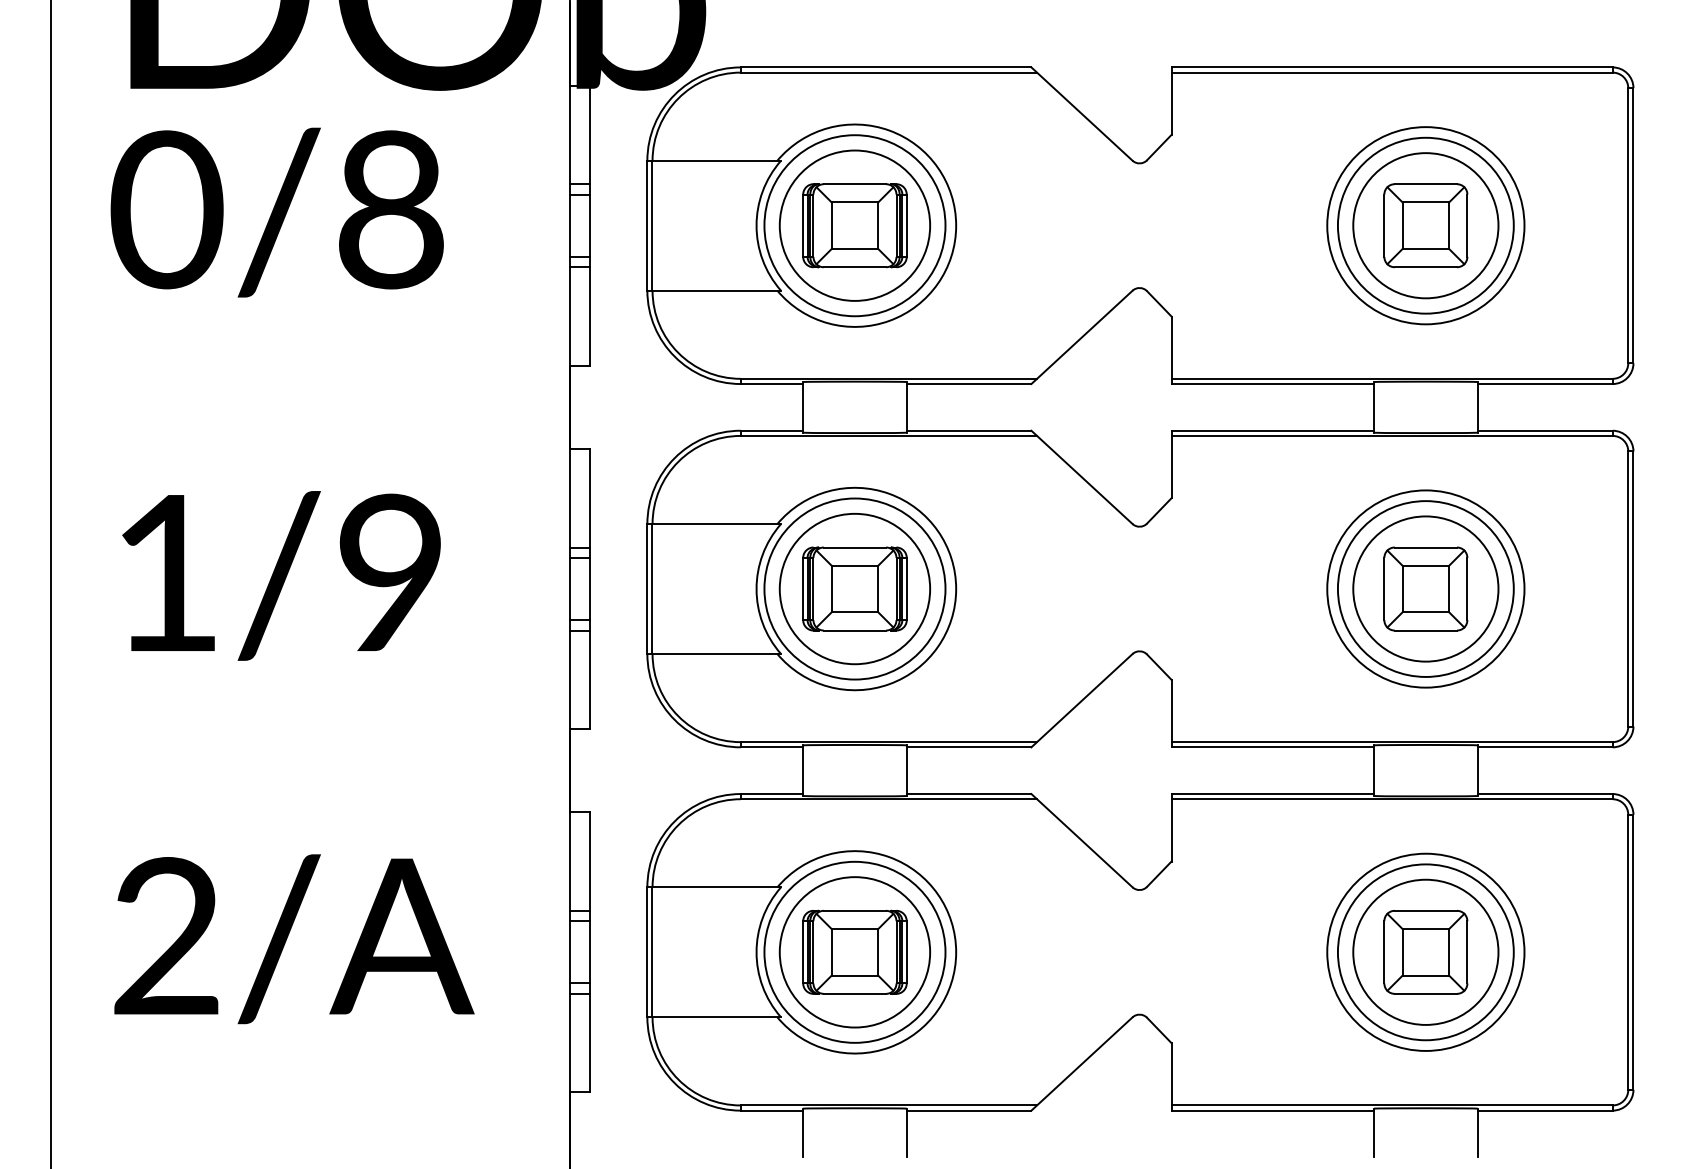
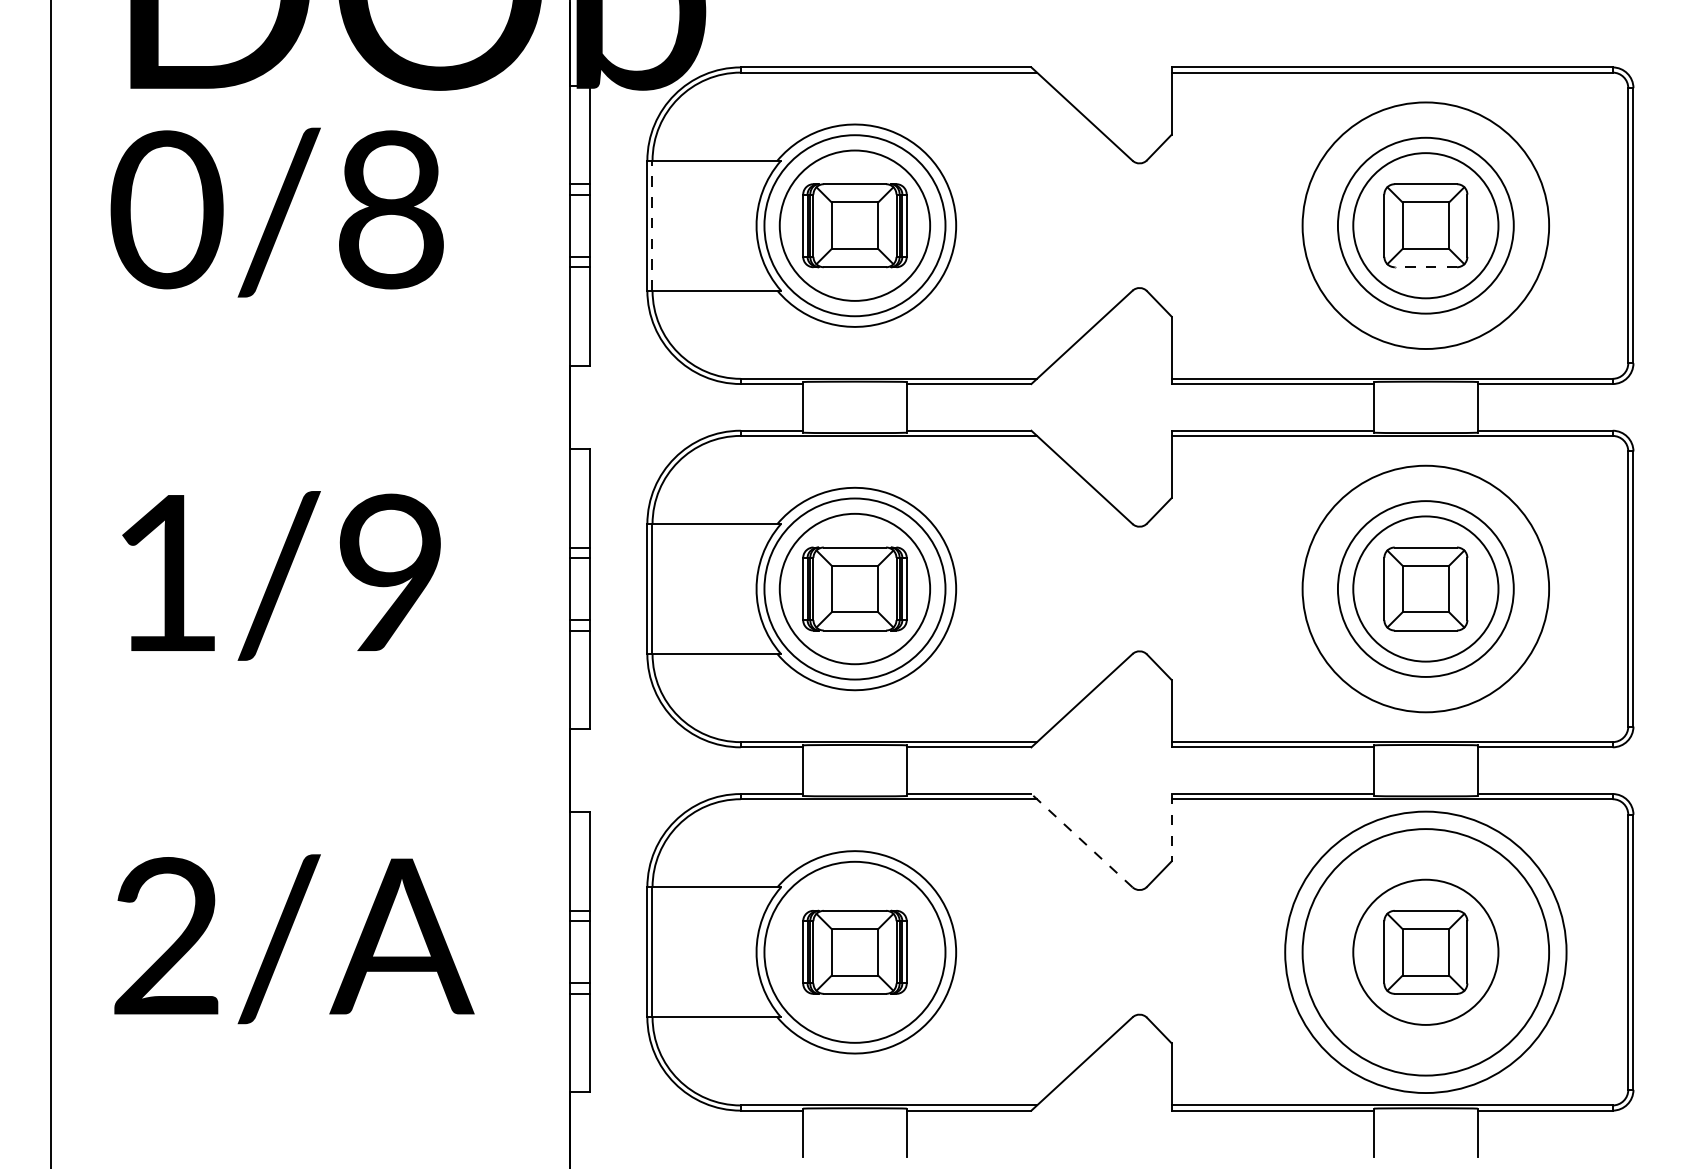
line: solid -> dashed (652, 225)
circle diameter: 197 px -> 247 px (1425, 225)
line: solid -> dashed (1425, 267)
circle diameter: 197 px -> 247 px (1425, 588)
line: solid -> dashed (1171, 827)
line: solid -> dashed (1081, 840)
circle diameter: 197 px -> 247 px (1425, 952)
circle: present -> none (854, 952)
circle diameter: 176 px -> 281 px (1425, 952)
